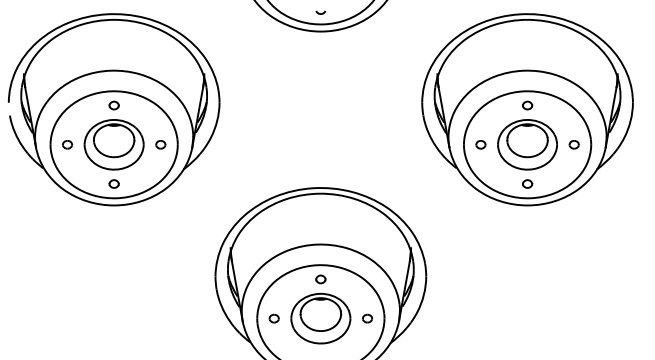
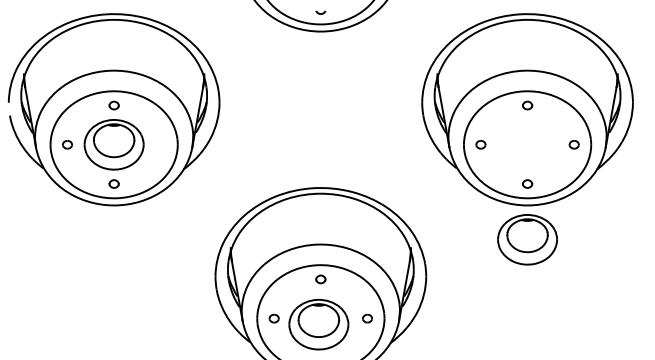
part: present -> none (160, 144)
part position: (527, 144) -> (527, 239) (527, 239)
part position: (320, 318) -> (318, 324) (318, 324)
